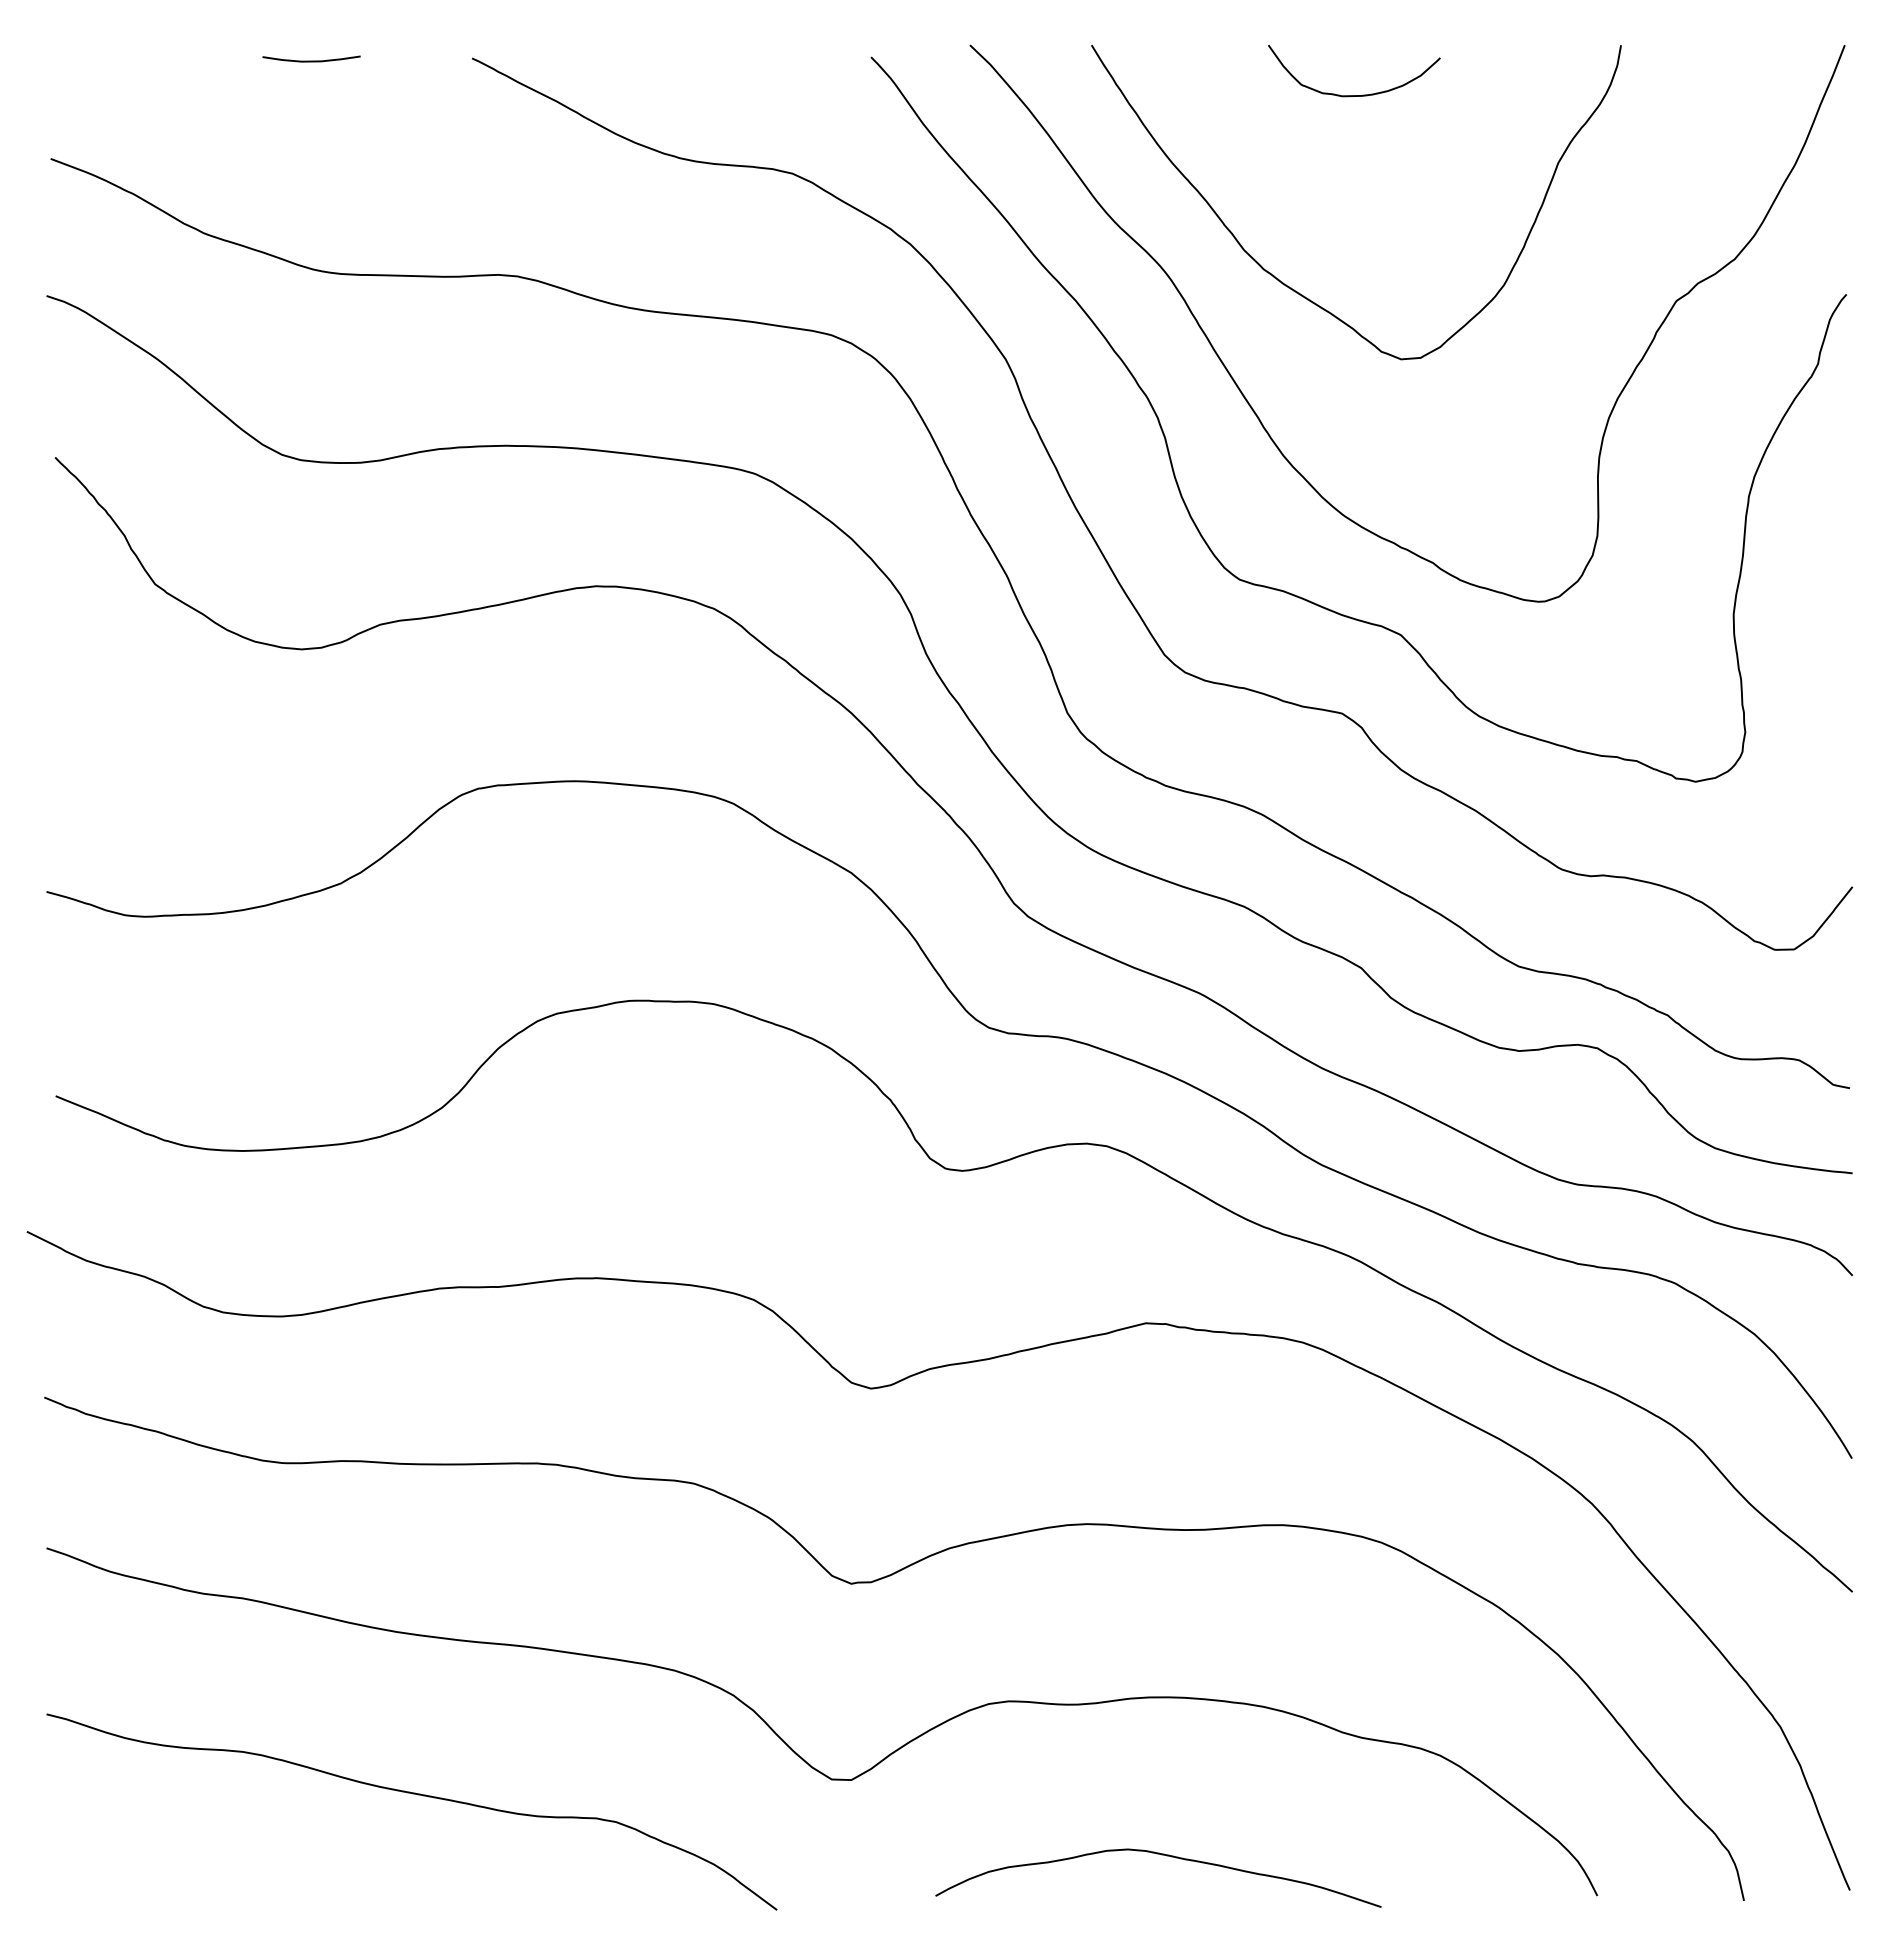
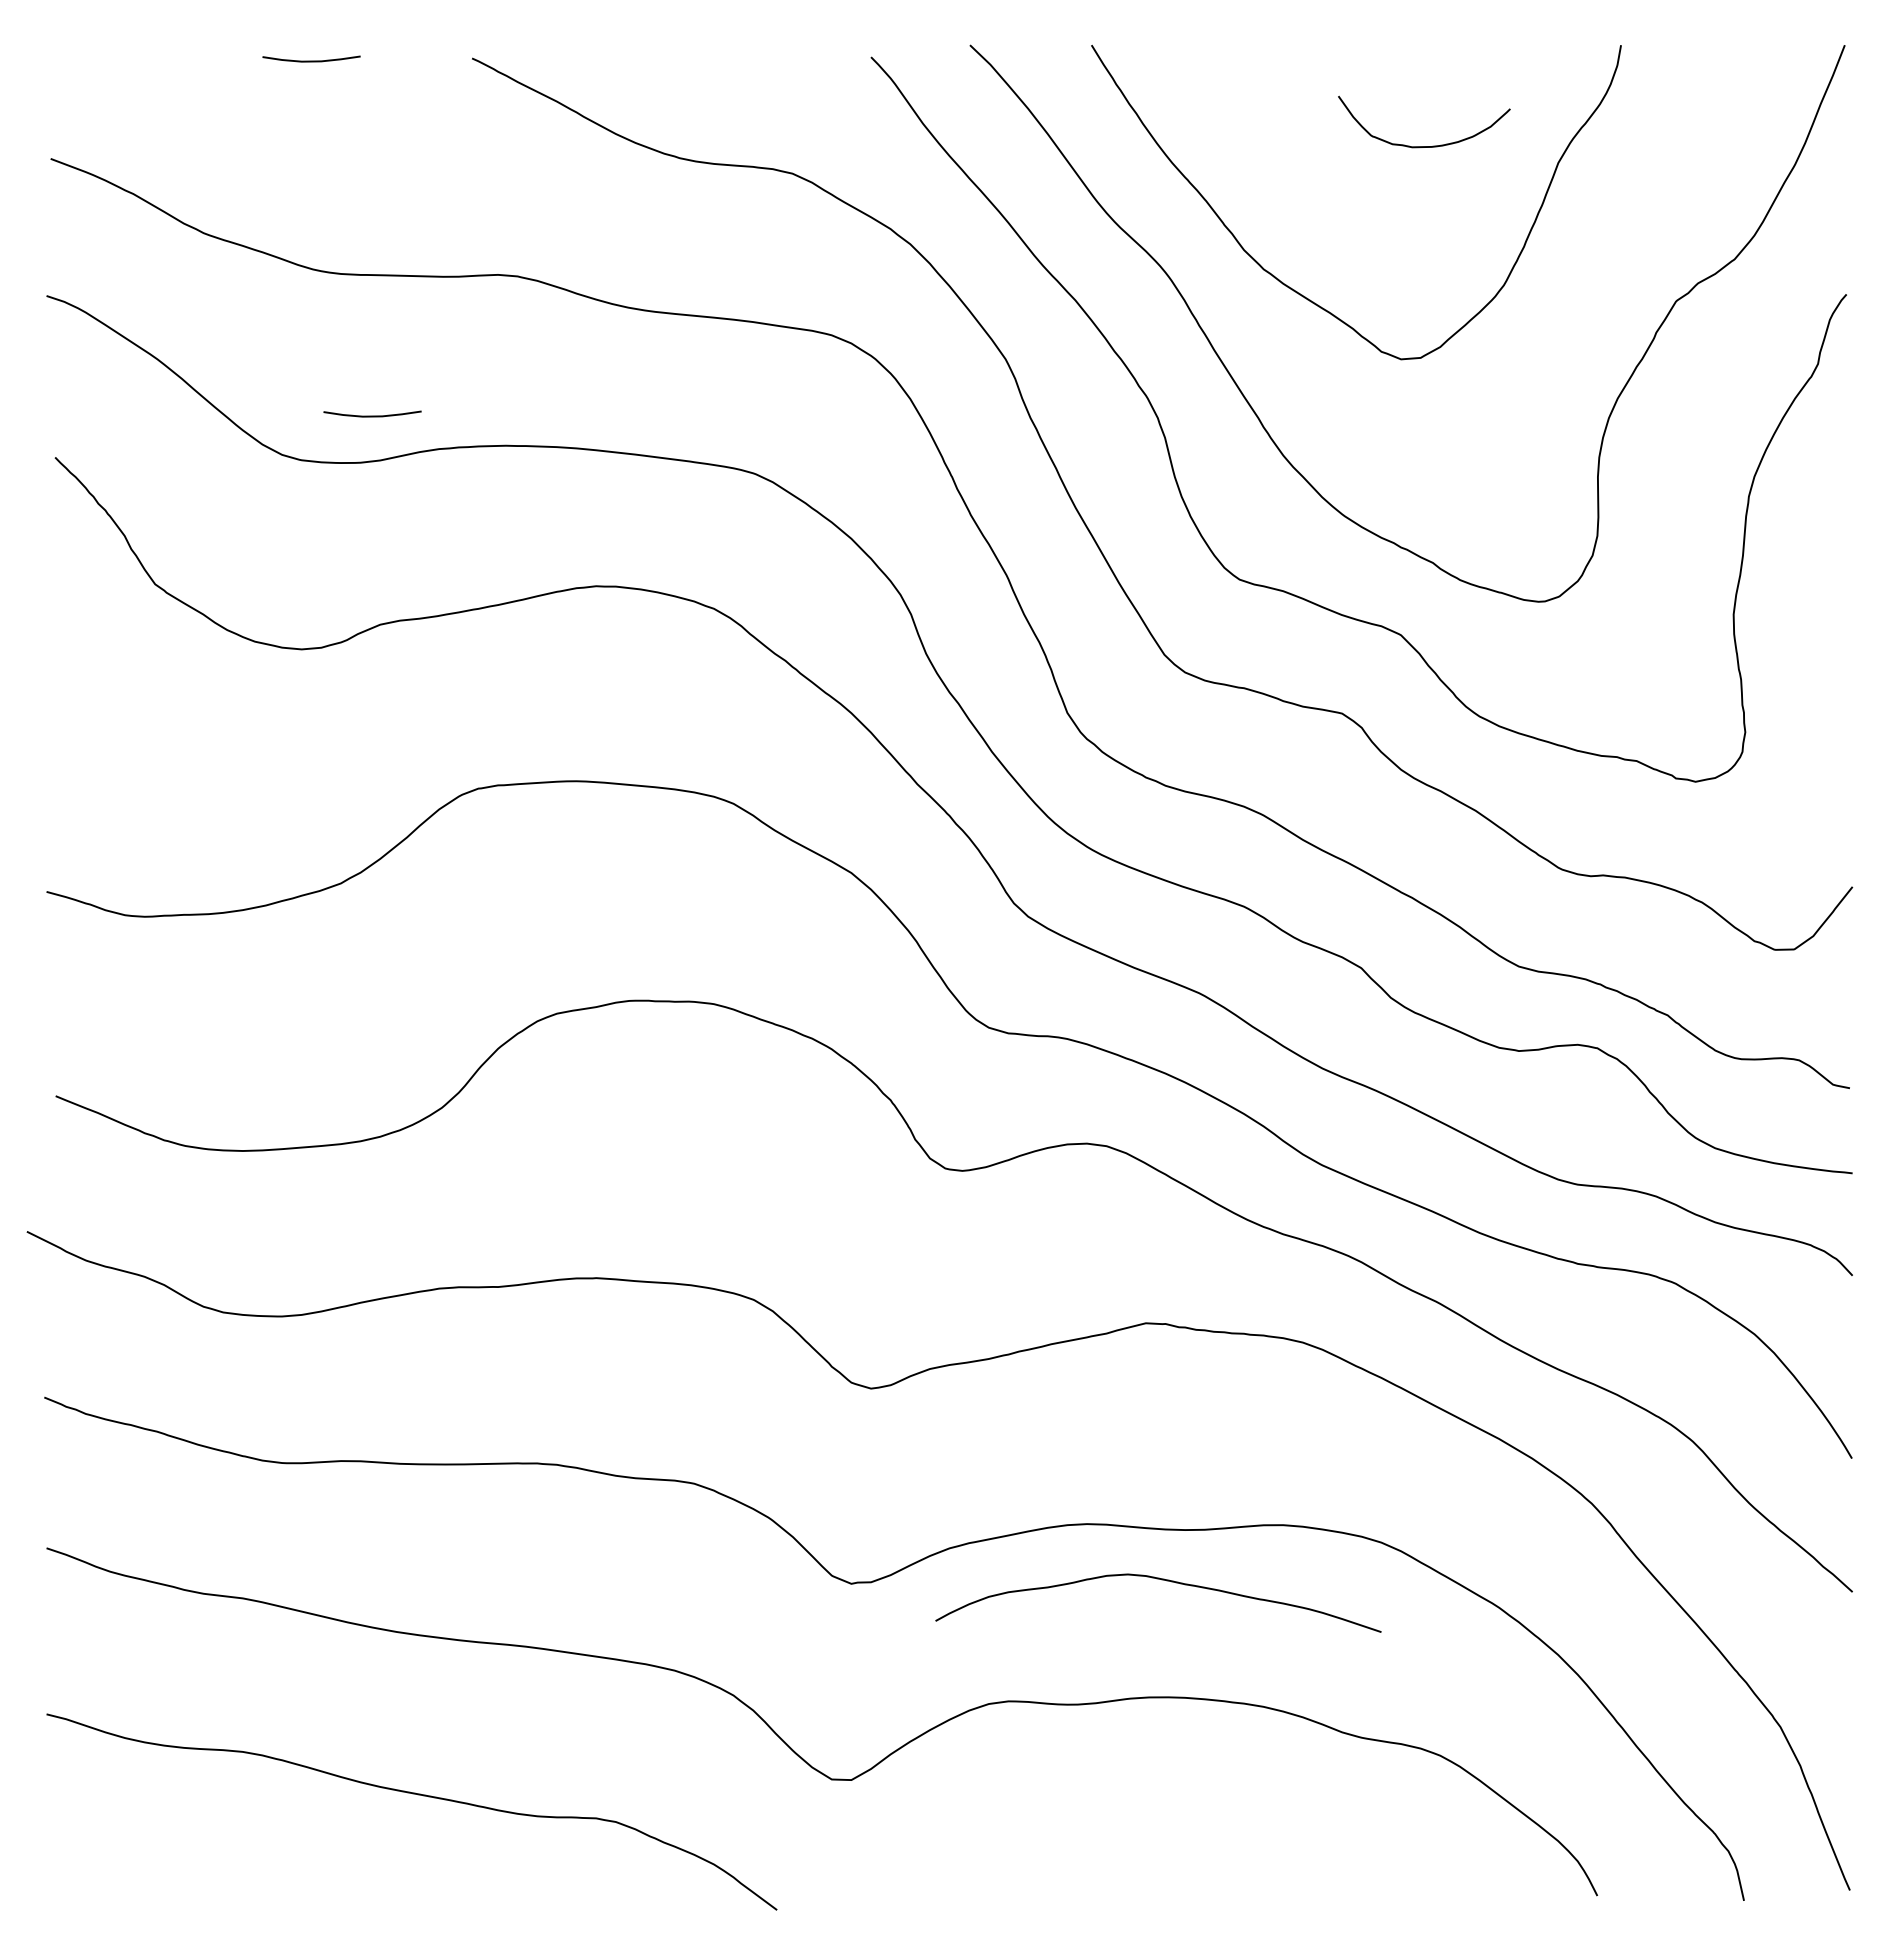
curve position: (1354, 95) -> (1424, 146) (1424, 146)
curve: none -> present (372, 415)
curve position: (1161, 1855) -> (1161, 1580) (1161, 1580)
